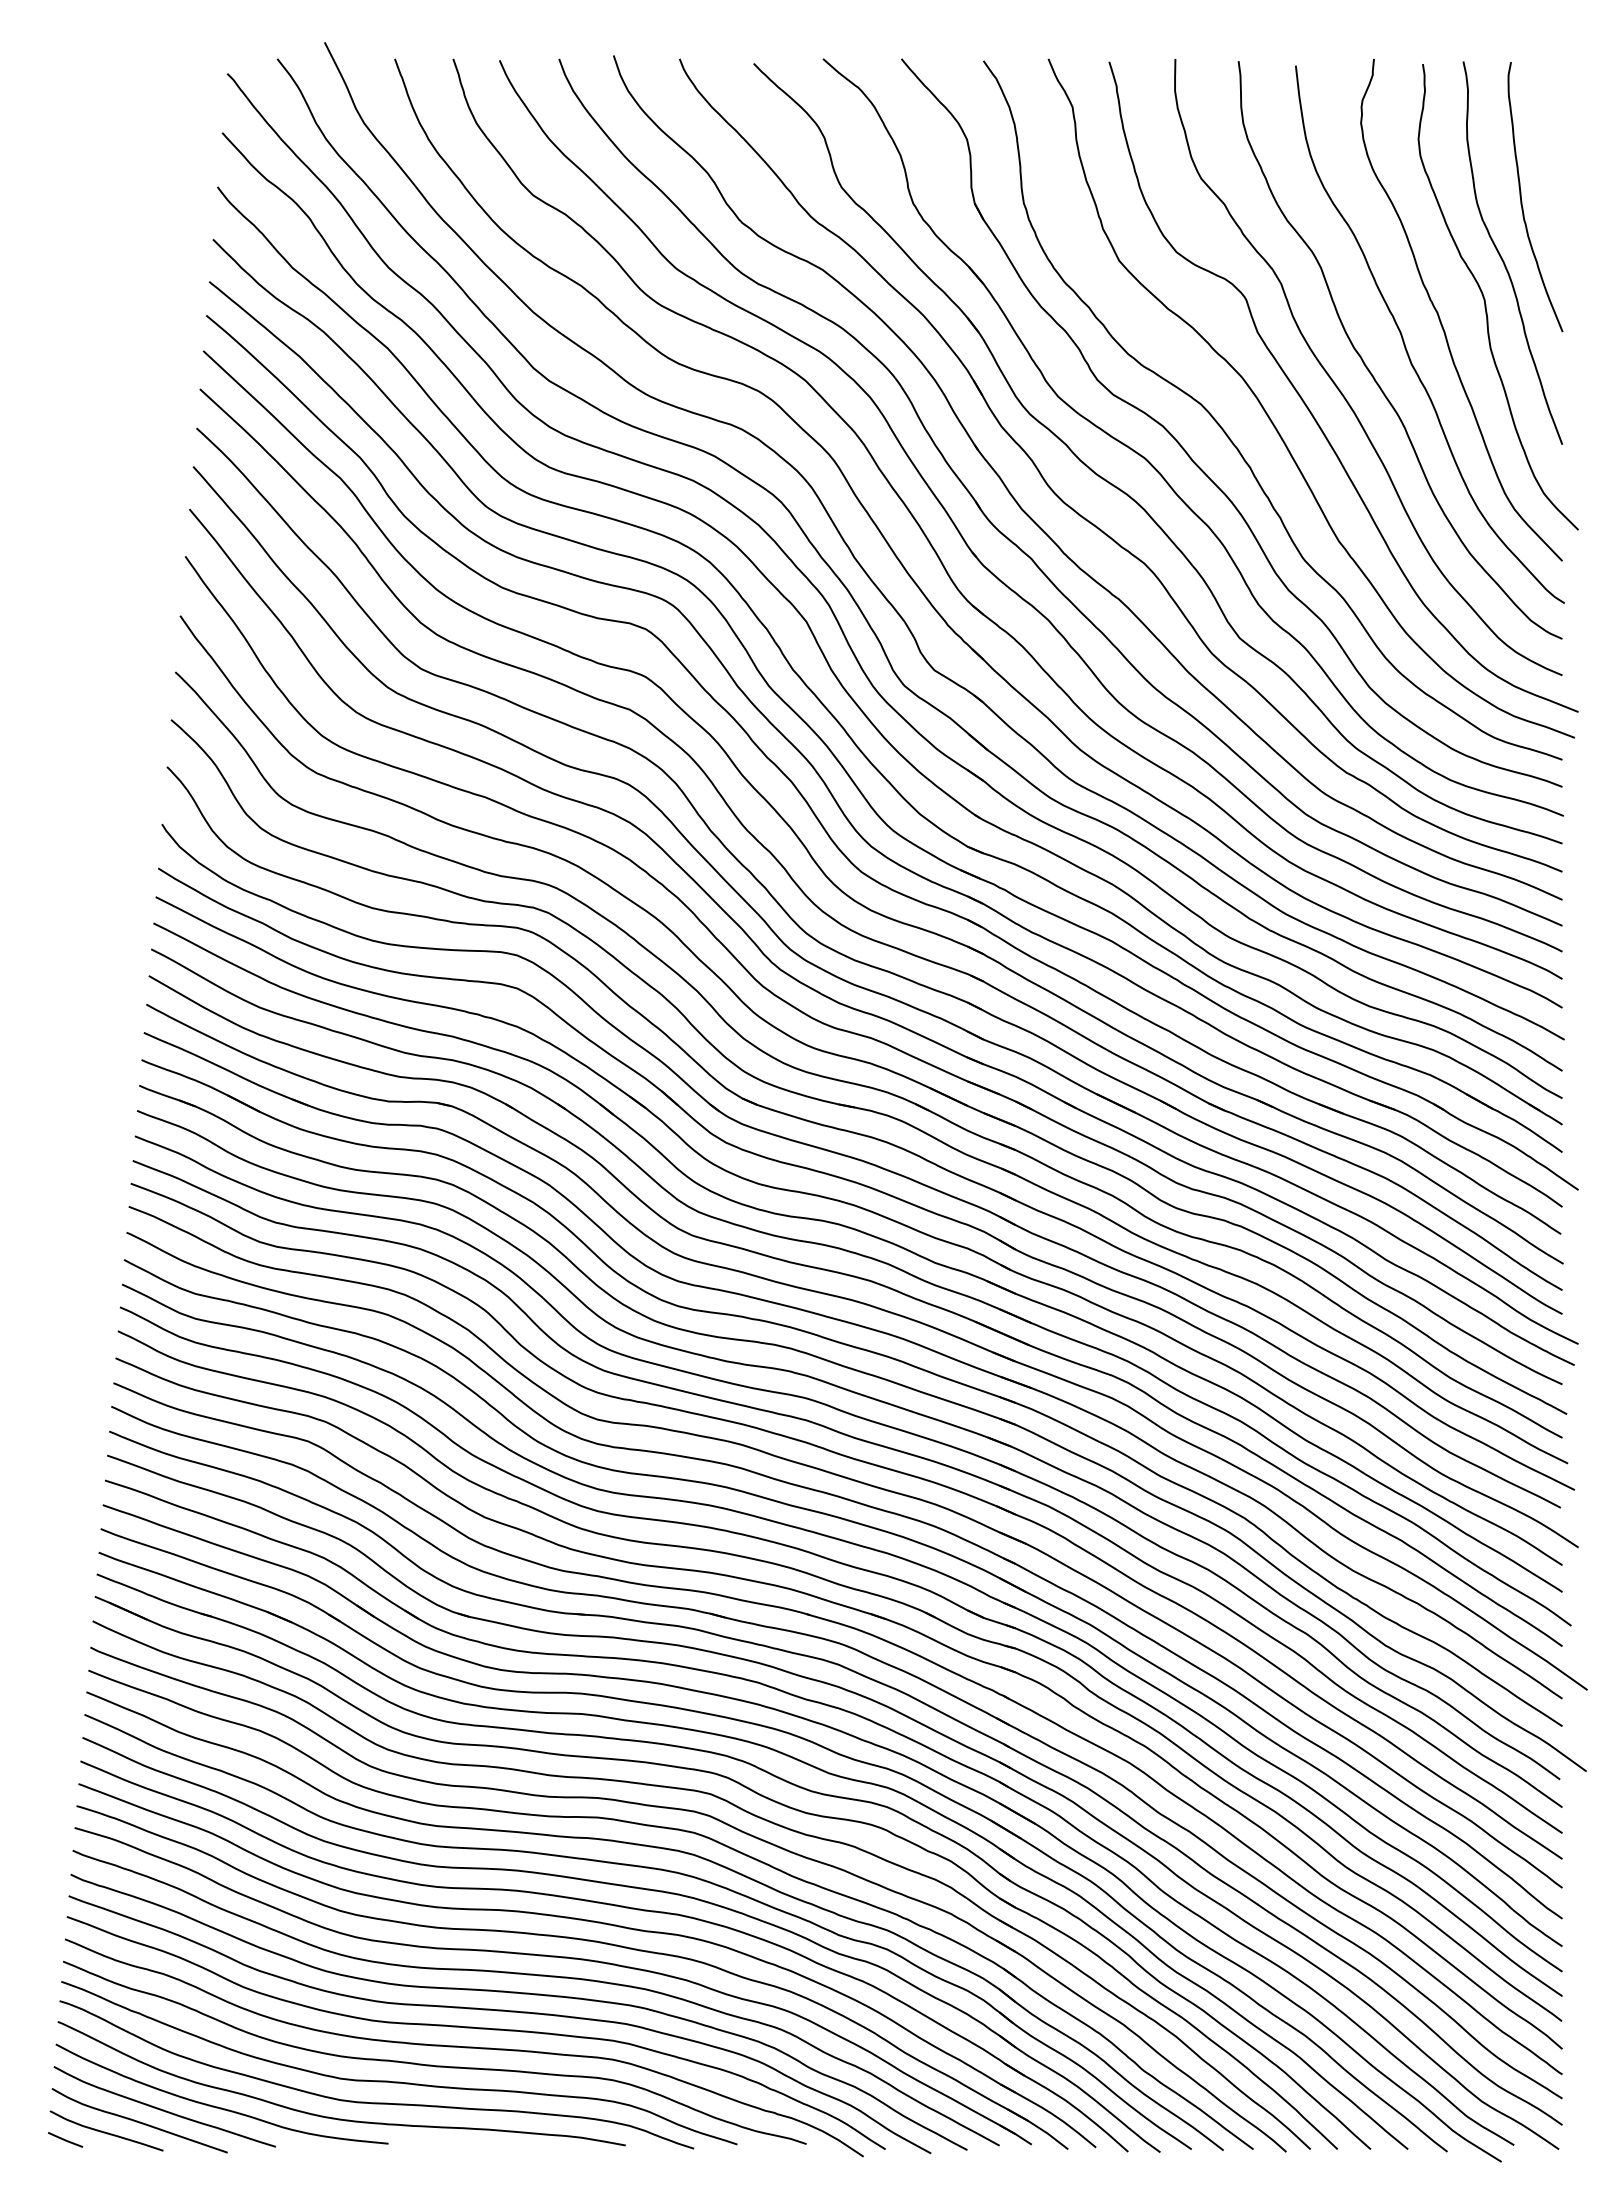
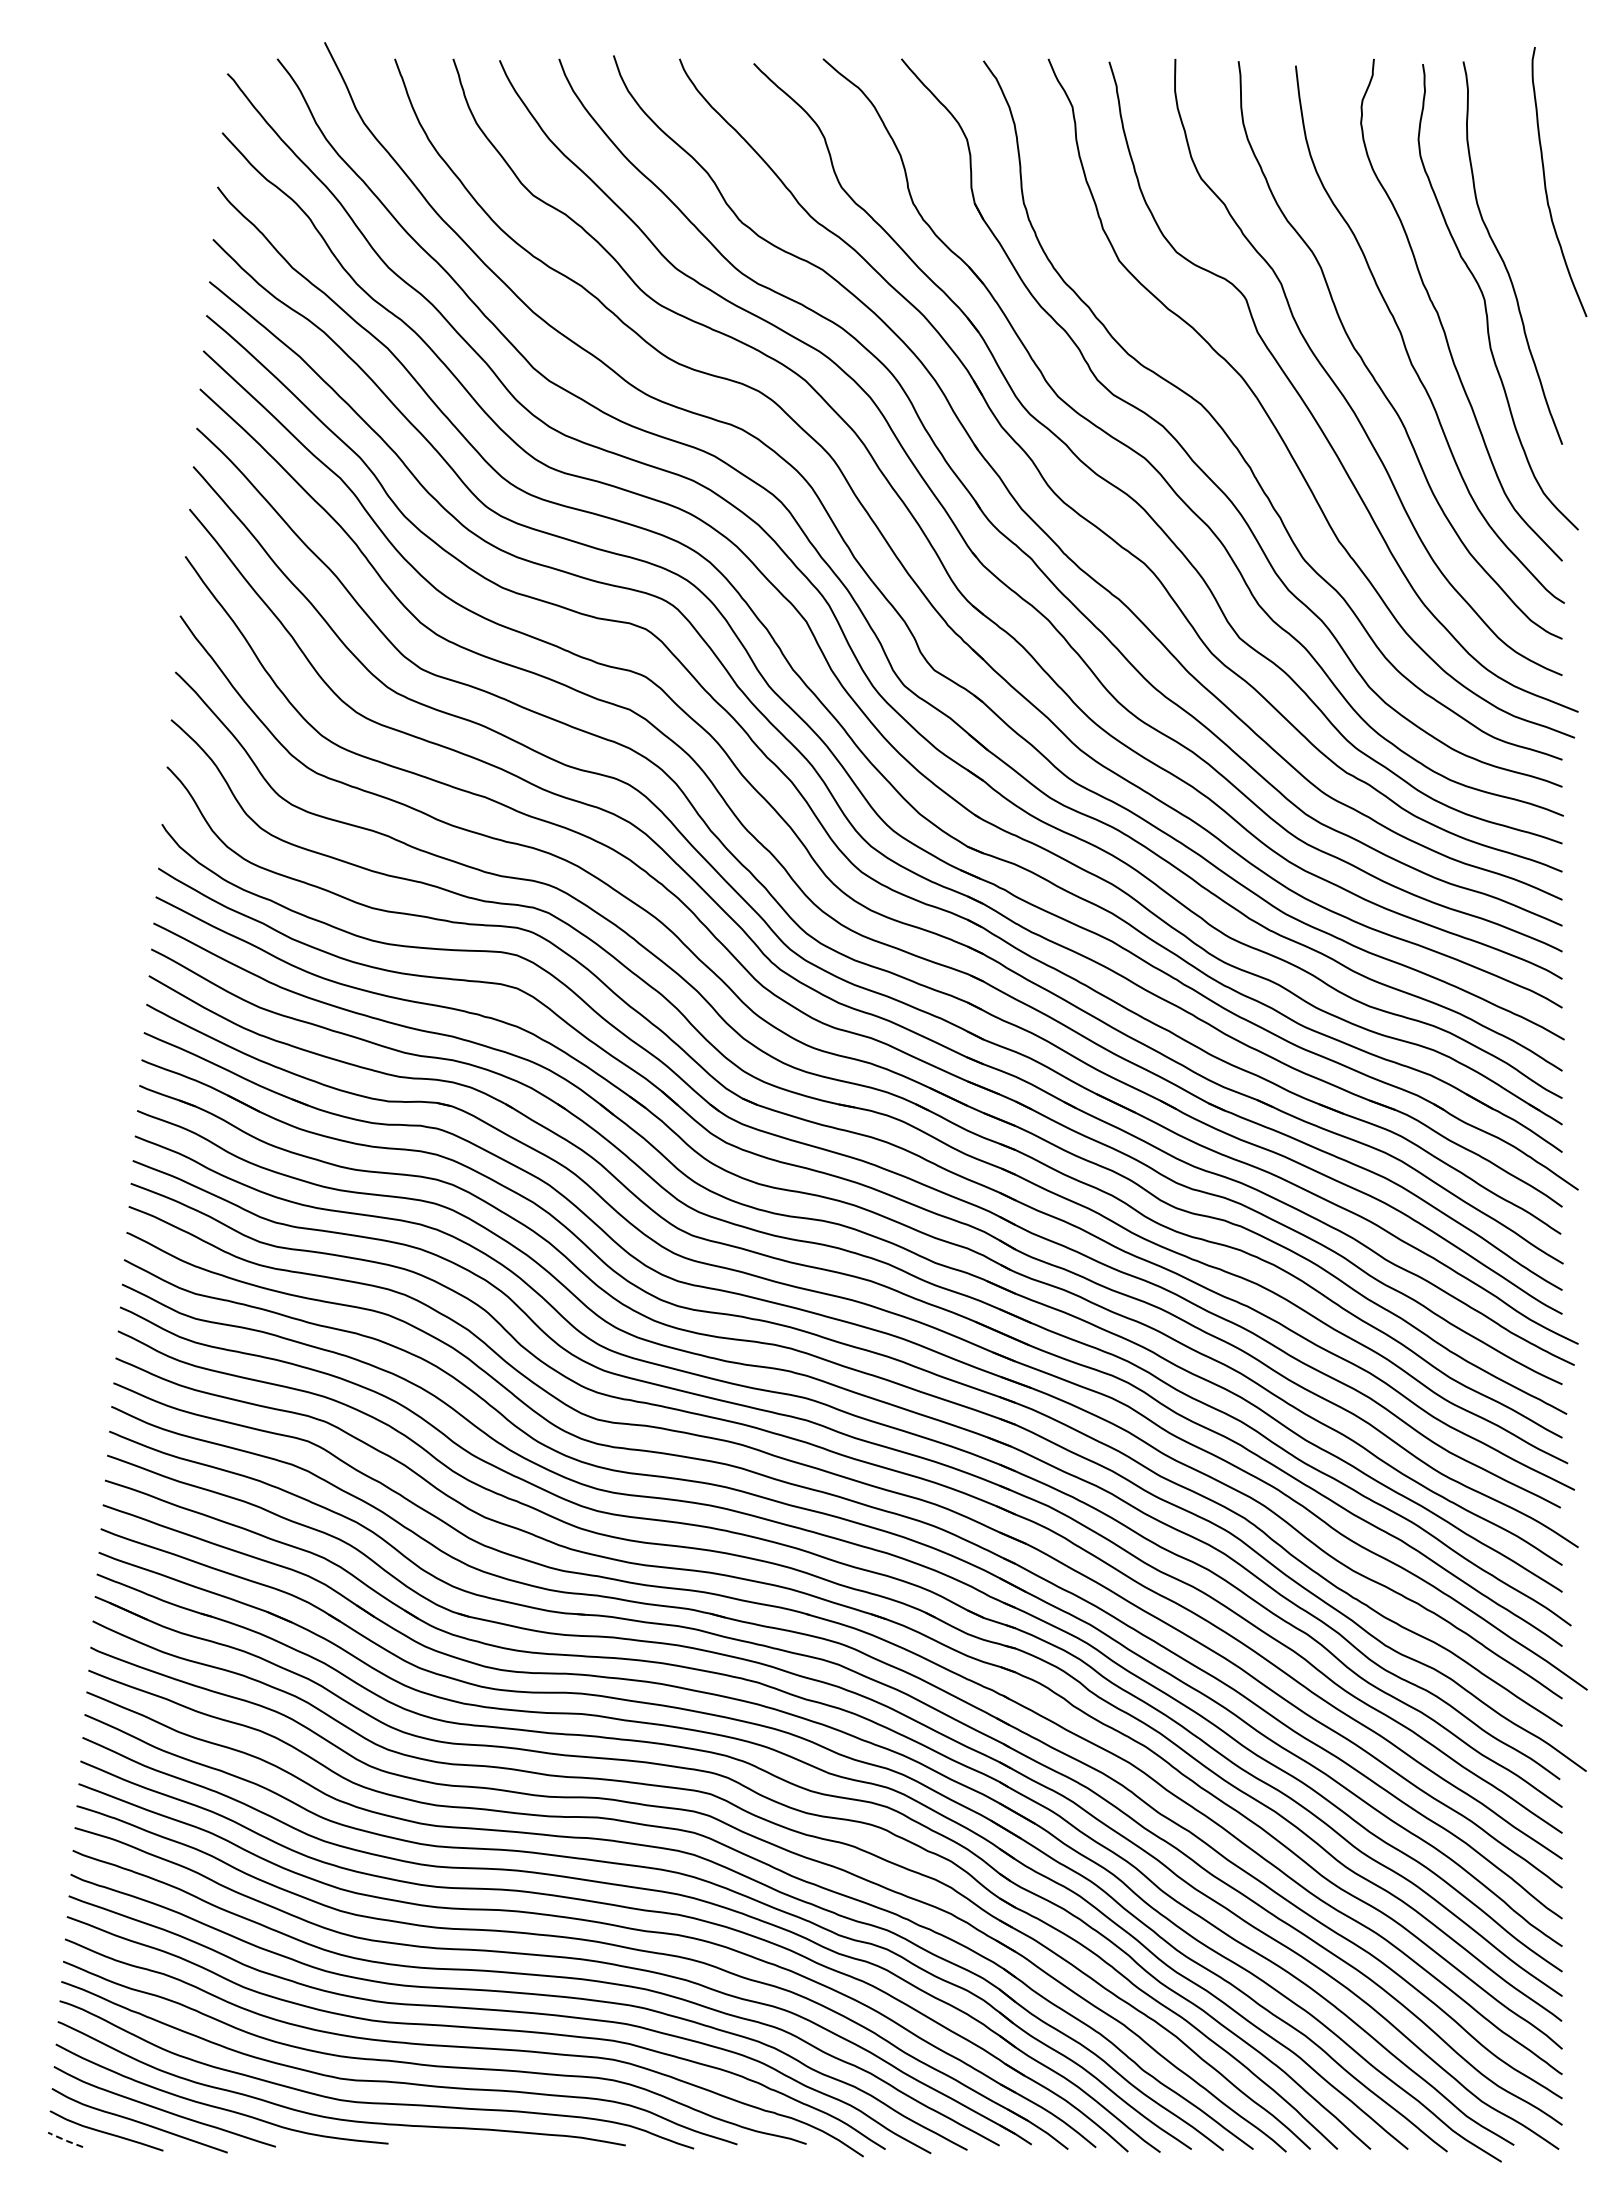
curve position: (1522, 200) -> (1546, 185) (1546, 185)
line: solid -> dashed (65, 2140)
